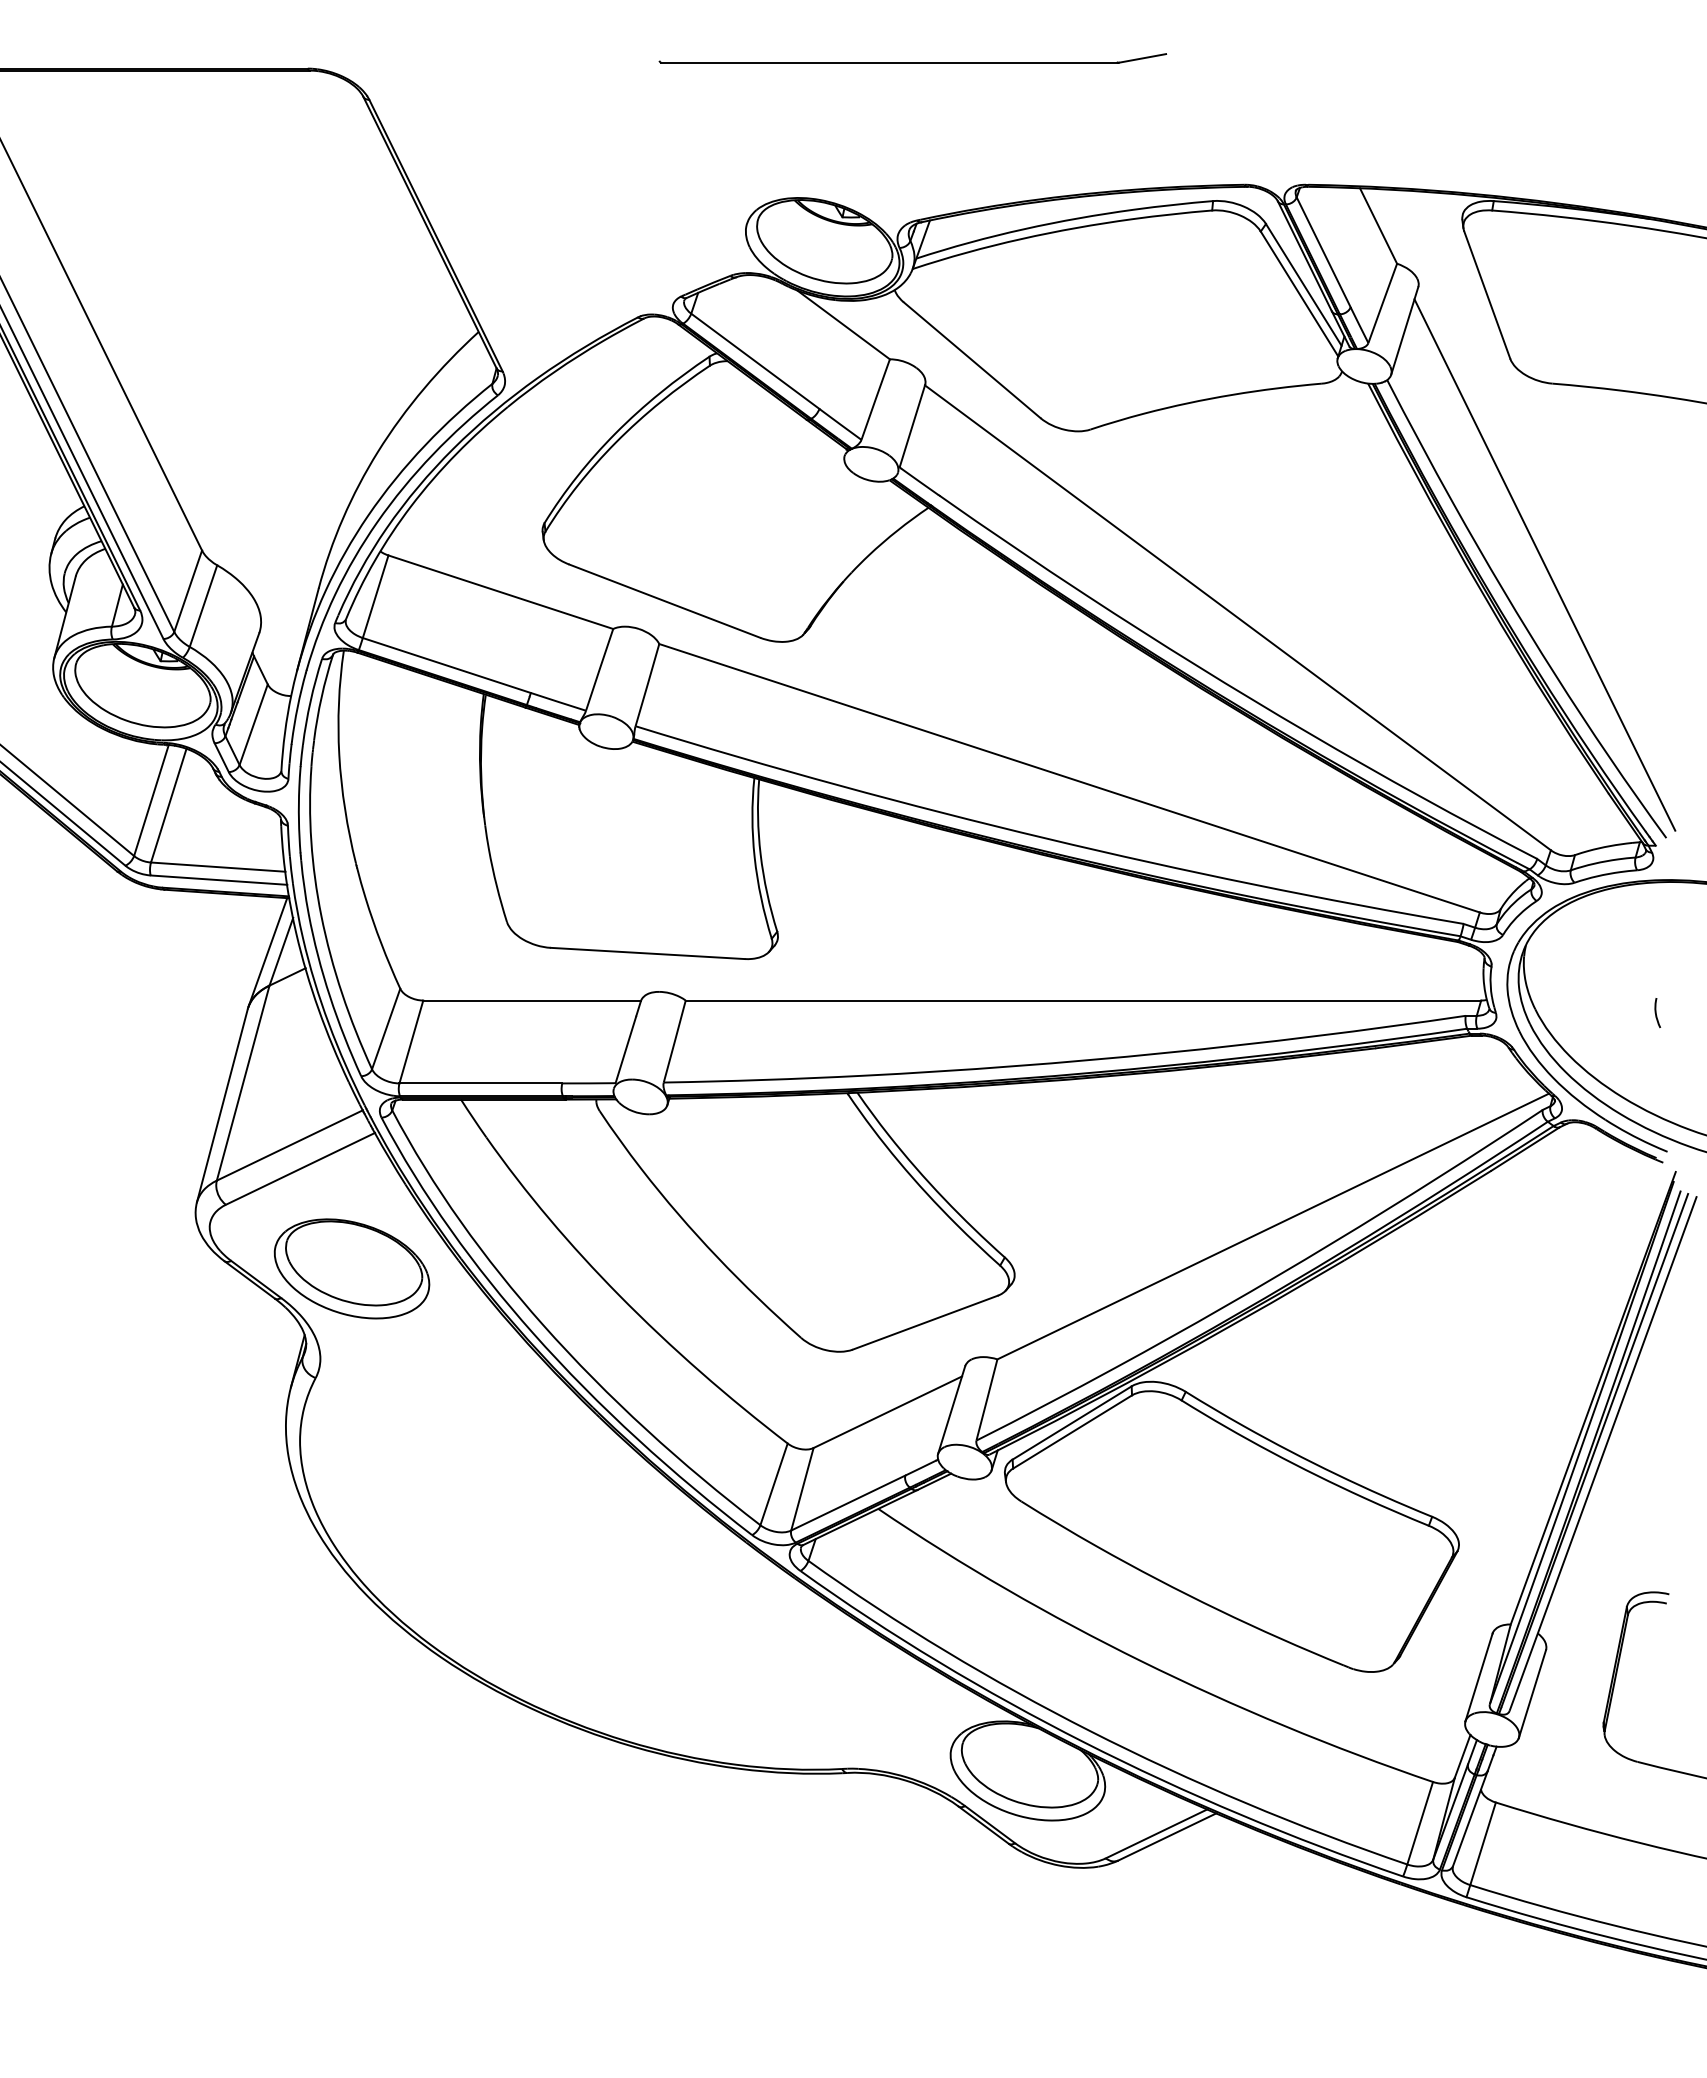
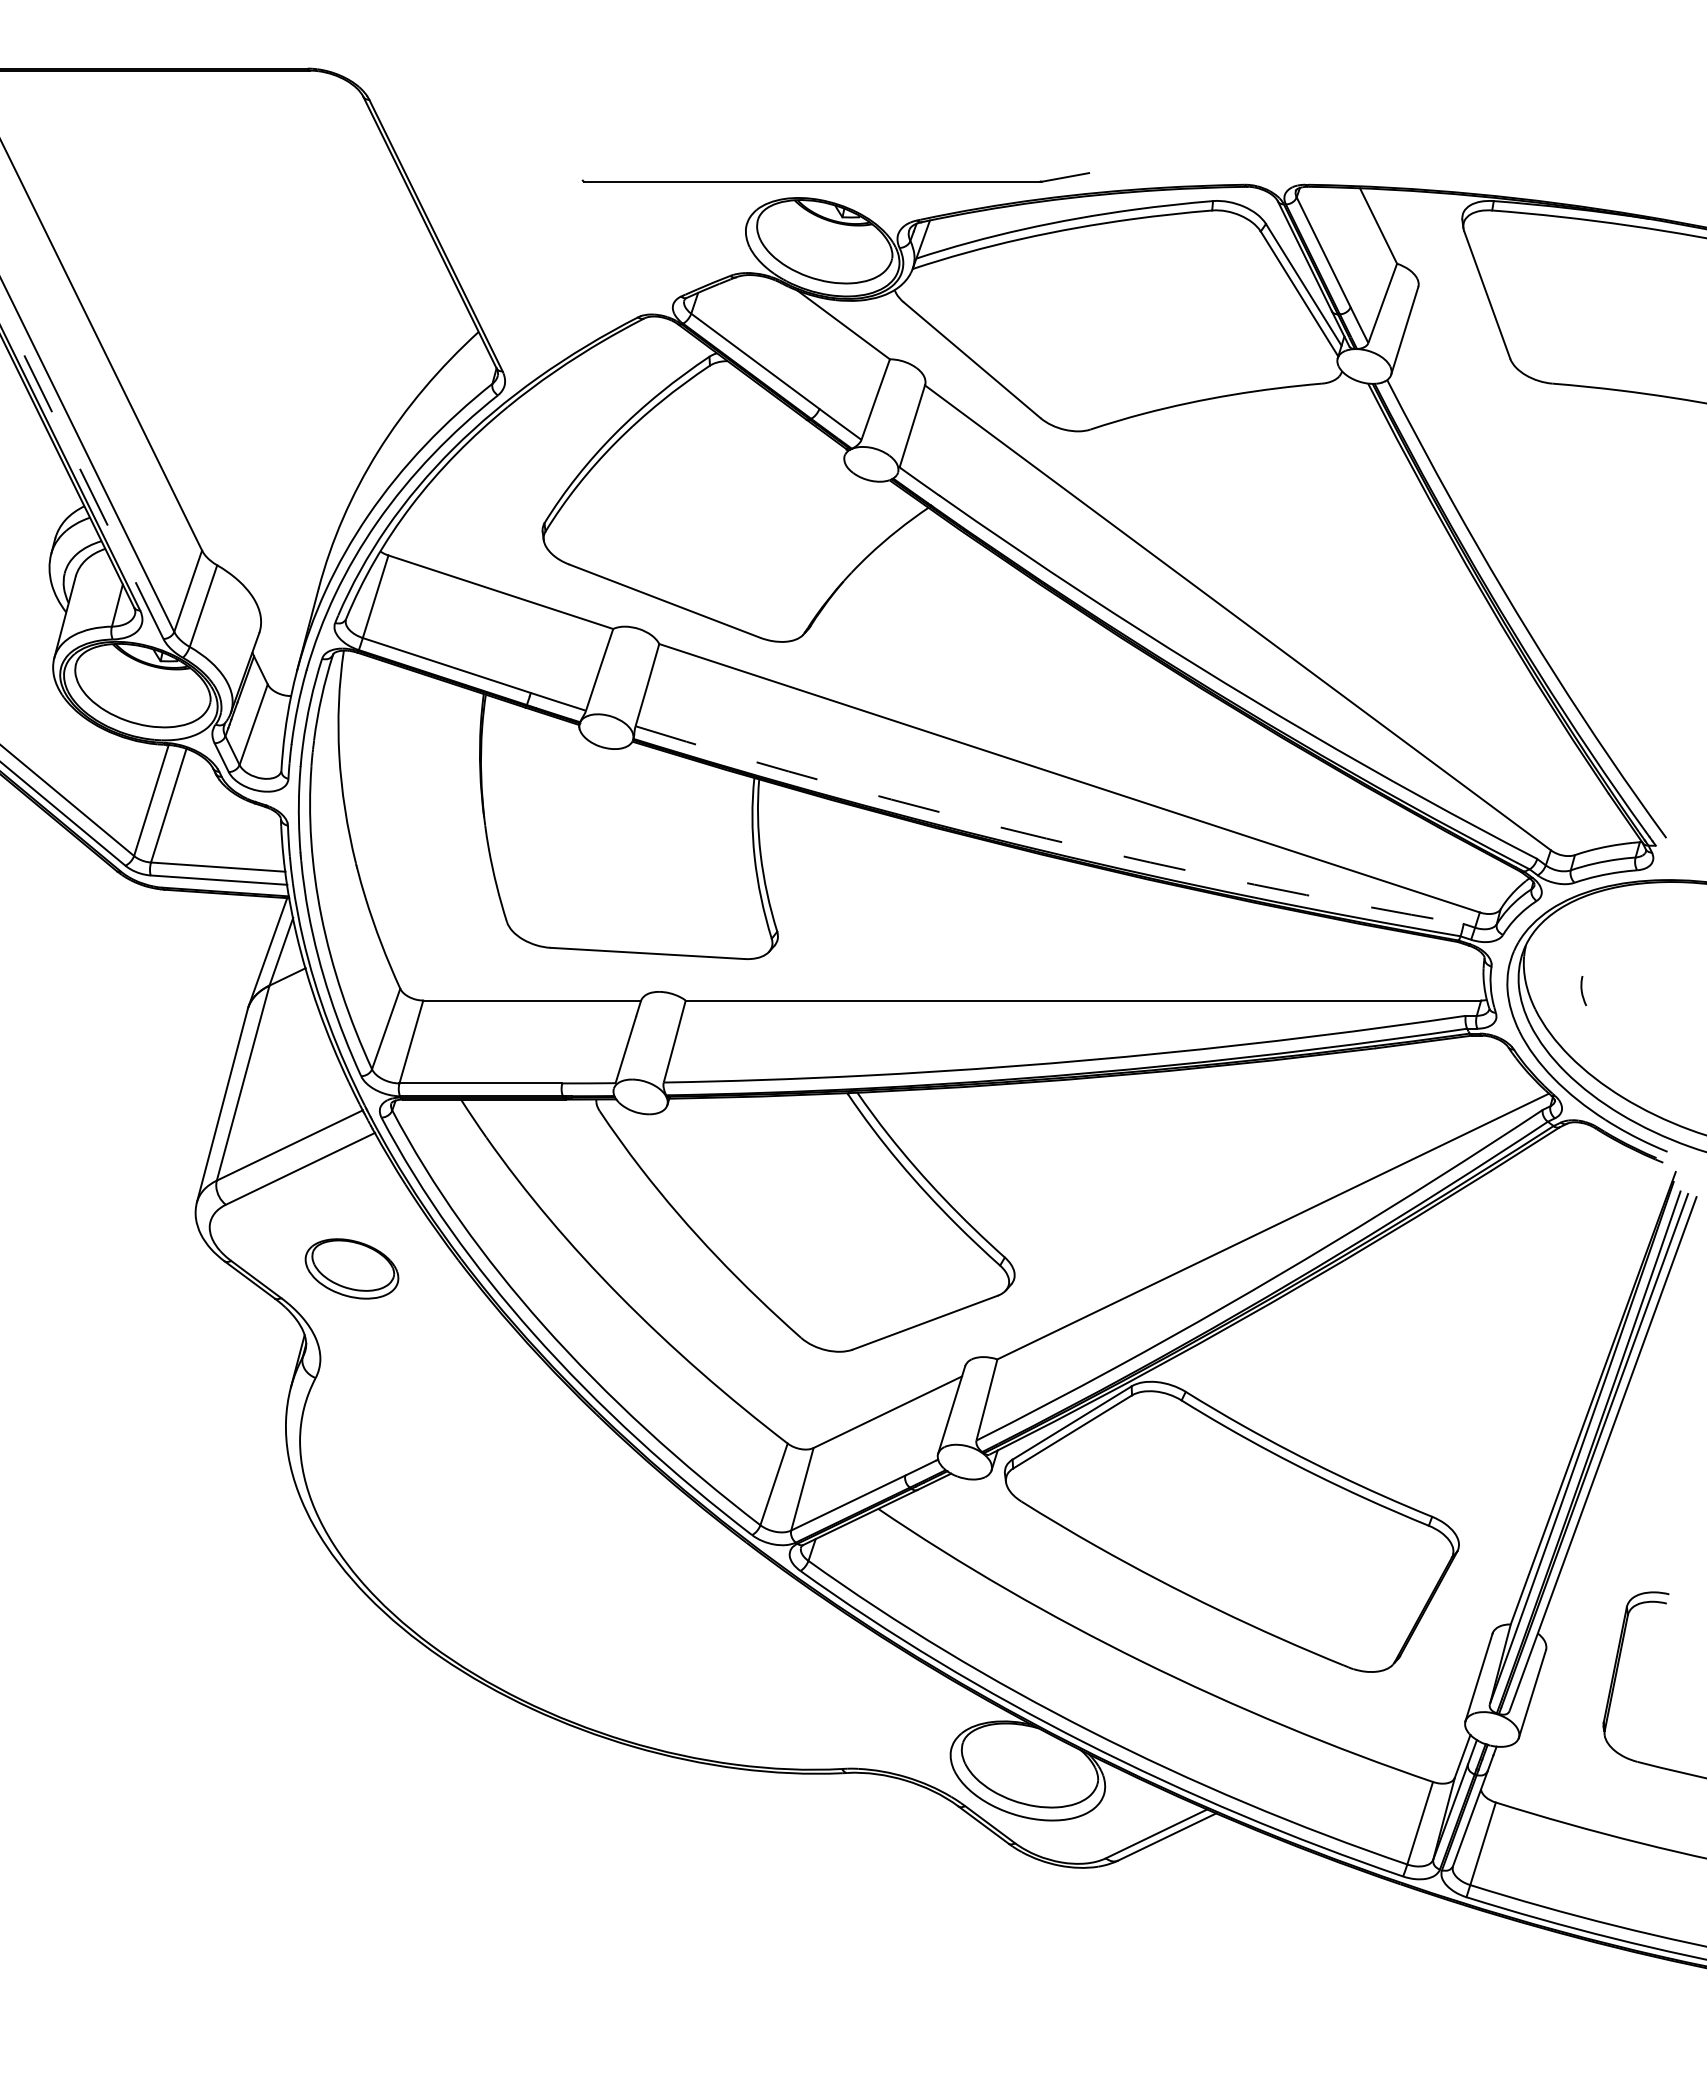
part position: (912, 58) -> (835, 177) (835, 177)
line: solid -> dashed (81, 472)
line: present -> none (1544, 564)
arc: solid -> dashed (1046, 838)
curve position: (1656, 1013) -> (1582, 991) (1582, 991)
part size: 158x102 px -> 96x62 px (351, 1268)
